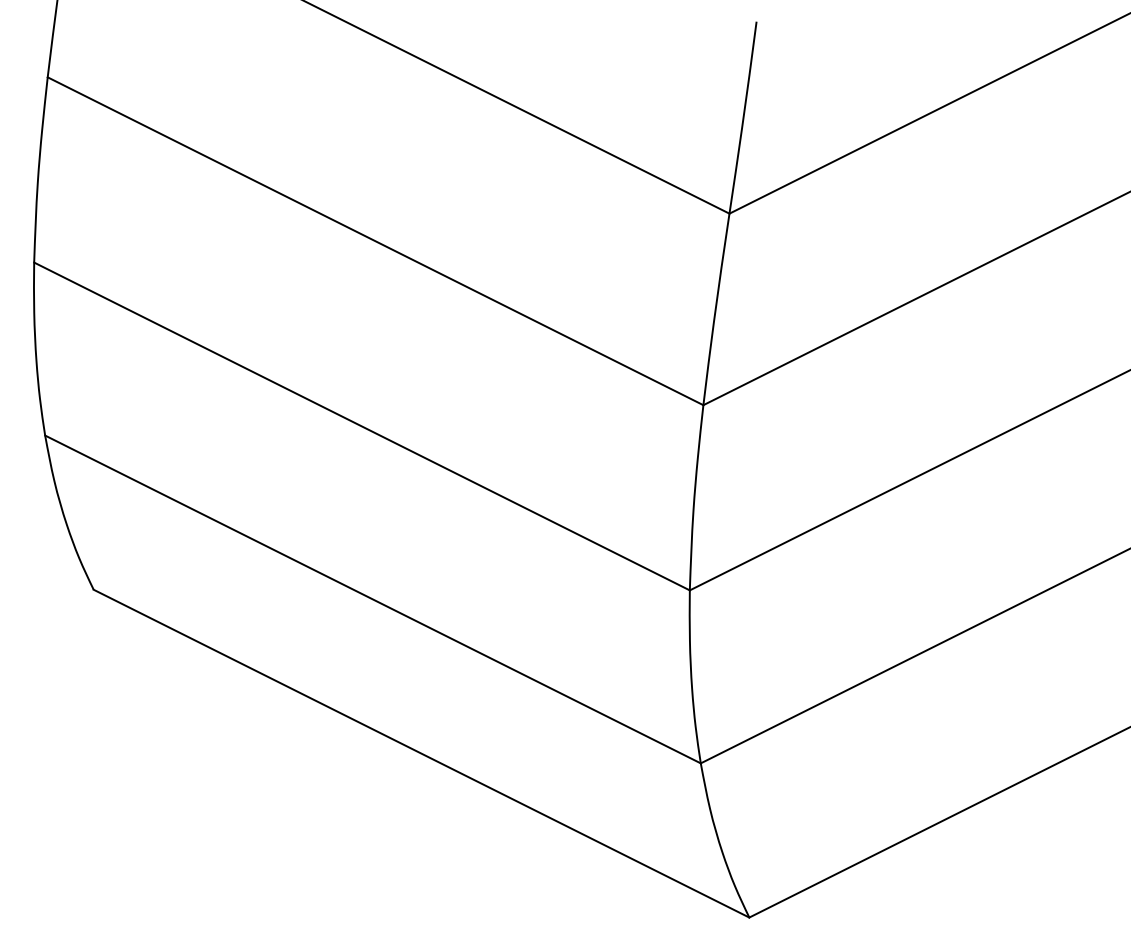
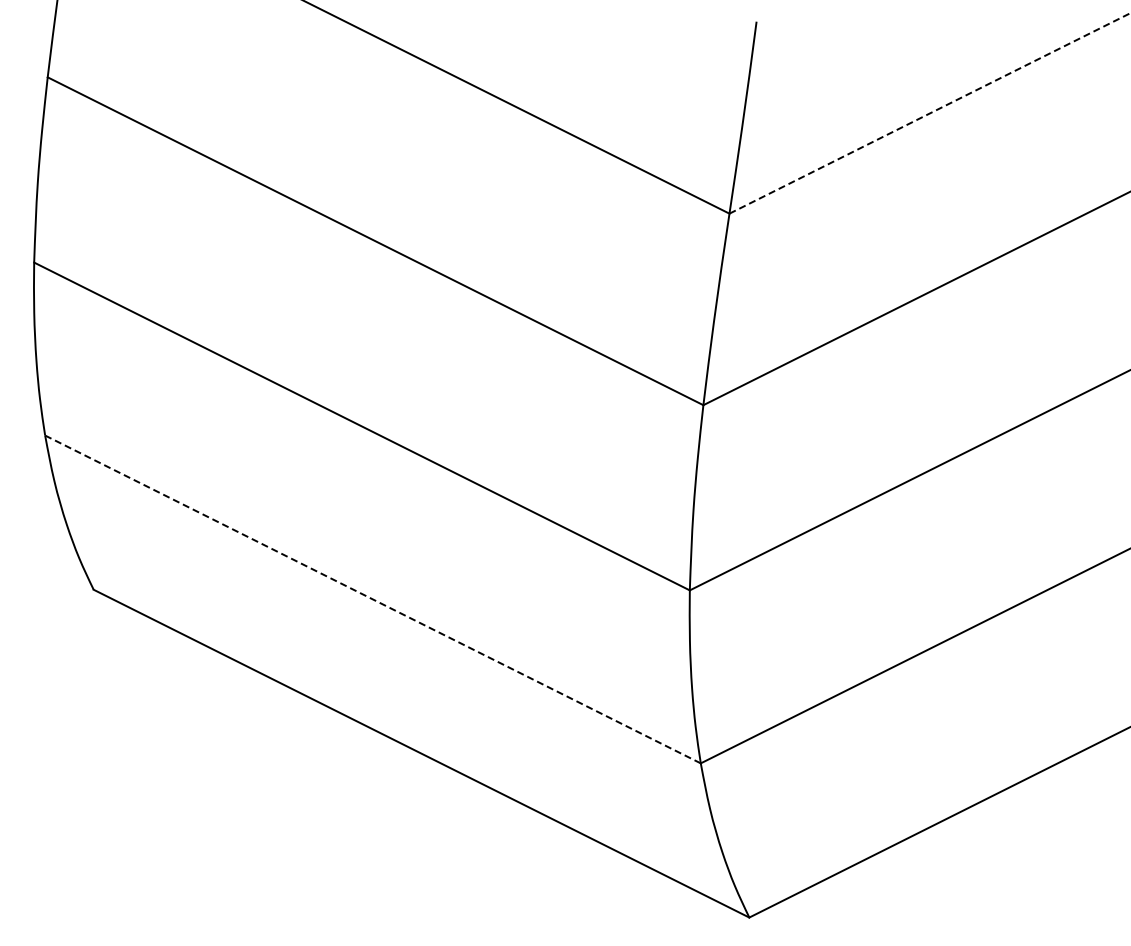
line: solid -> dashed (930, 113)
line: solid -> dashed (372, 599)
